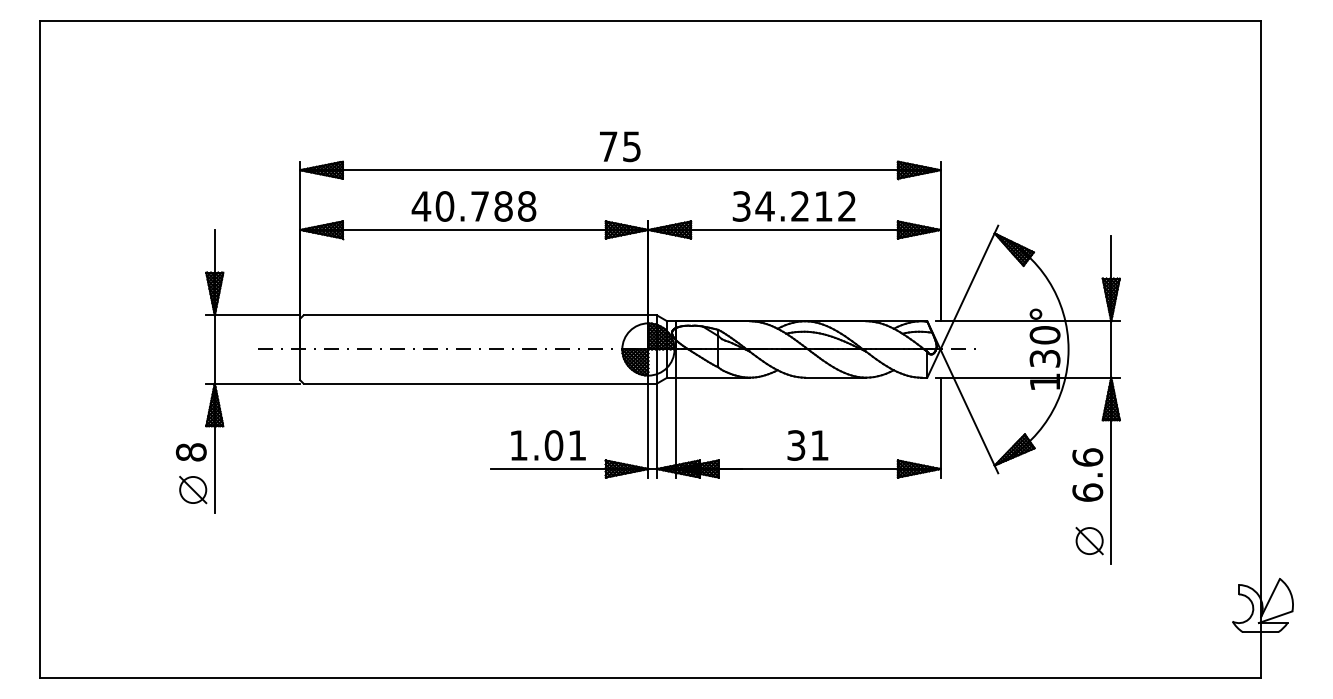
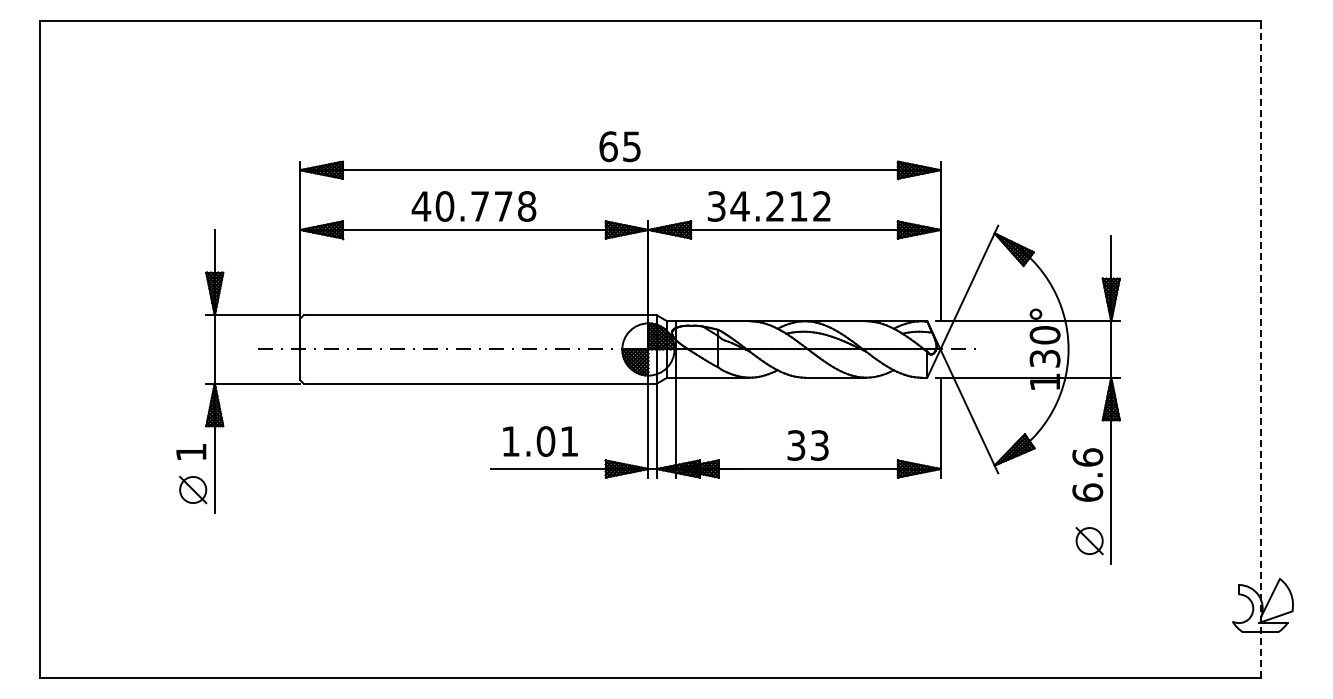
text: 75 -> 65 (608, 146)
text: 40.788 -> 40.778 (503, 206)
text position: (793, 206) -> (768, 206) (768, 206)
line: solid -> dashed (1260, 349)
text position: (548, 445) -> (540, 441) (540, 441)
text: 31 -> 33 (819, 445)
text: 8 -> 1 (190, 452)
